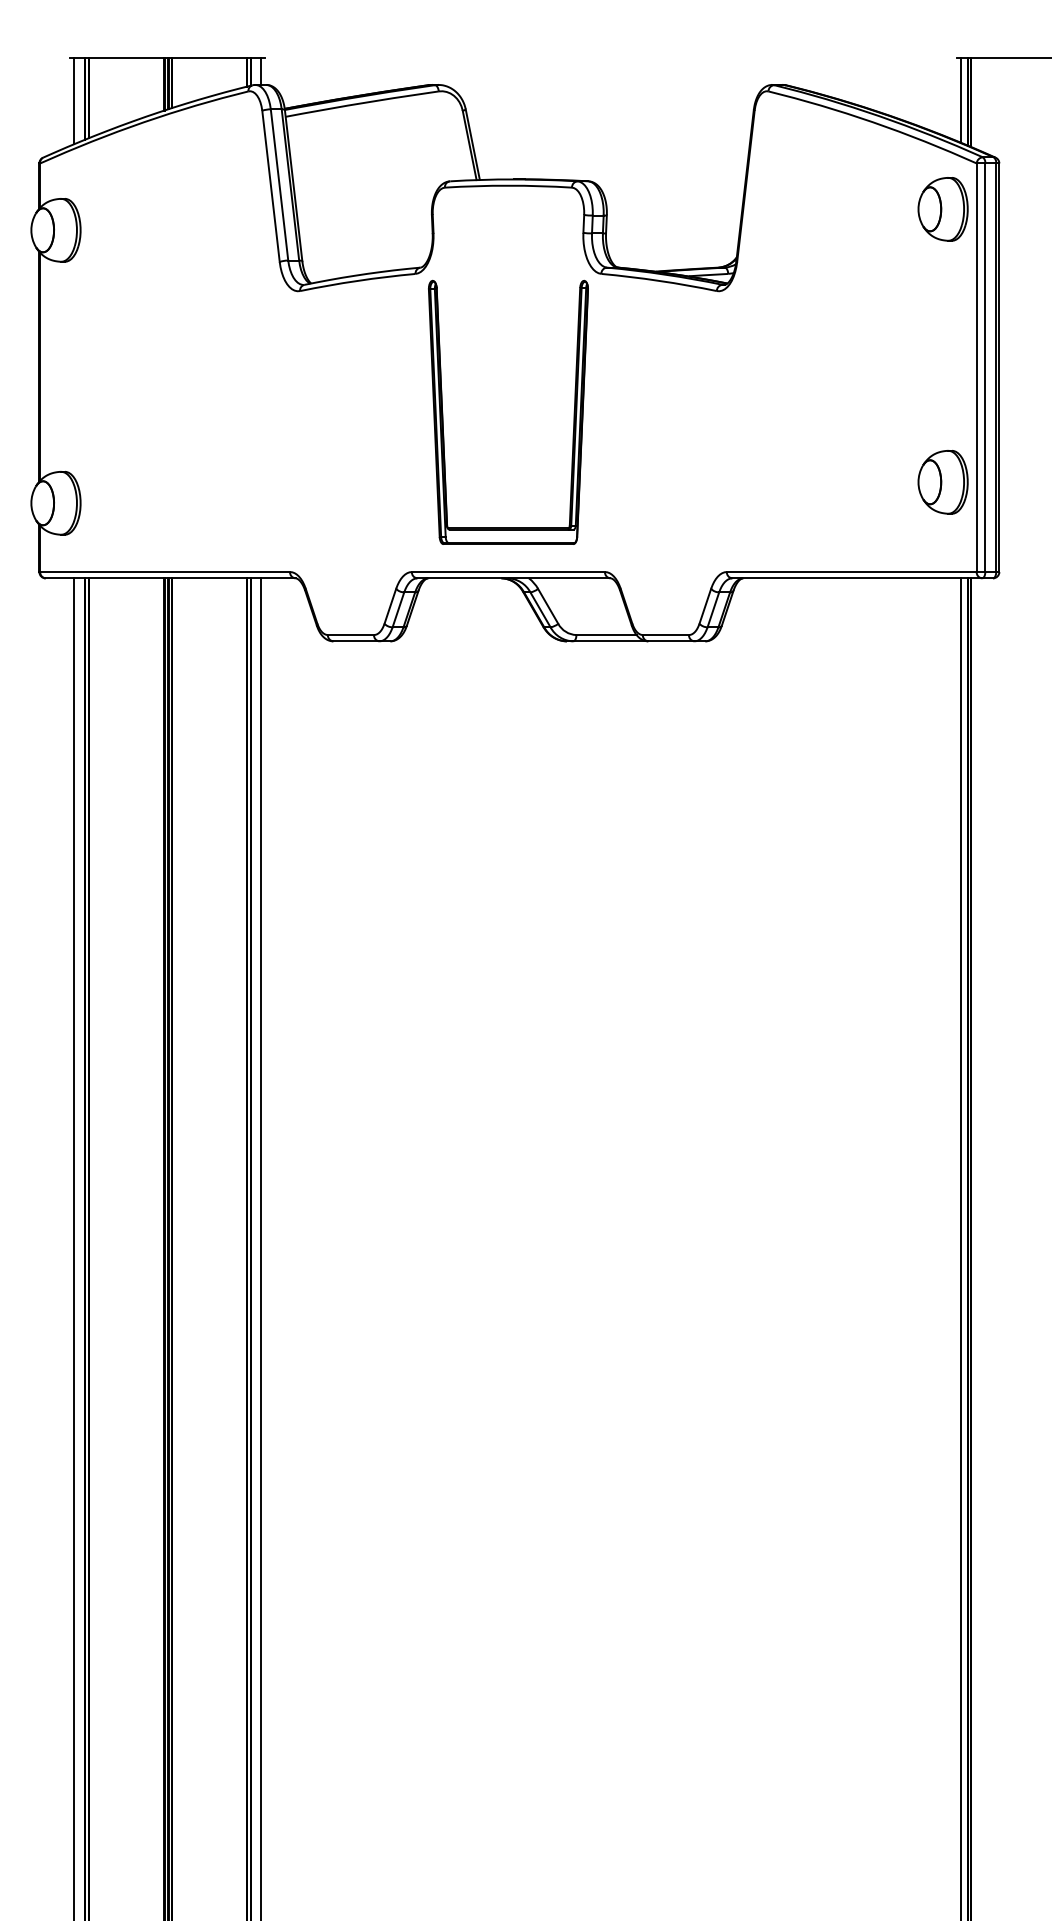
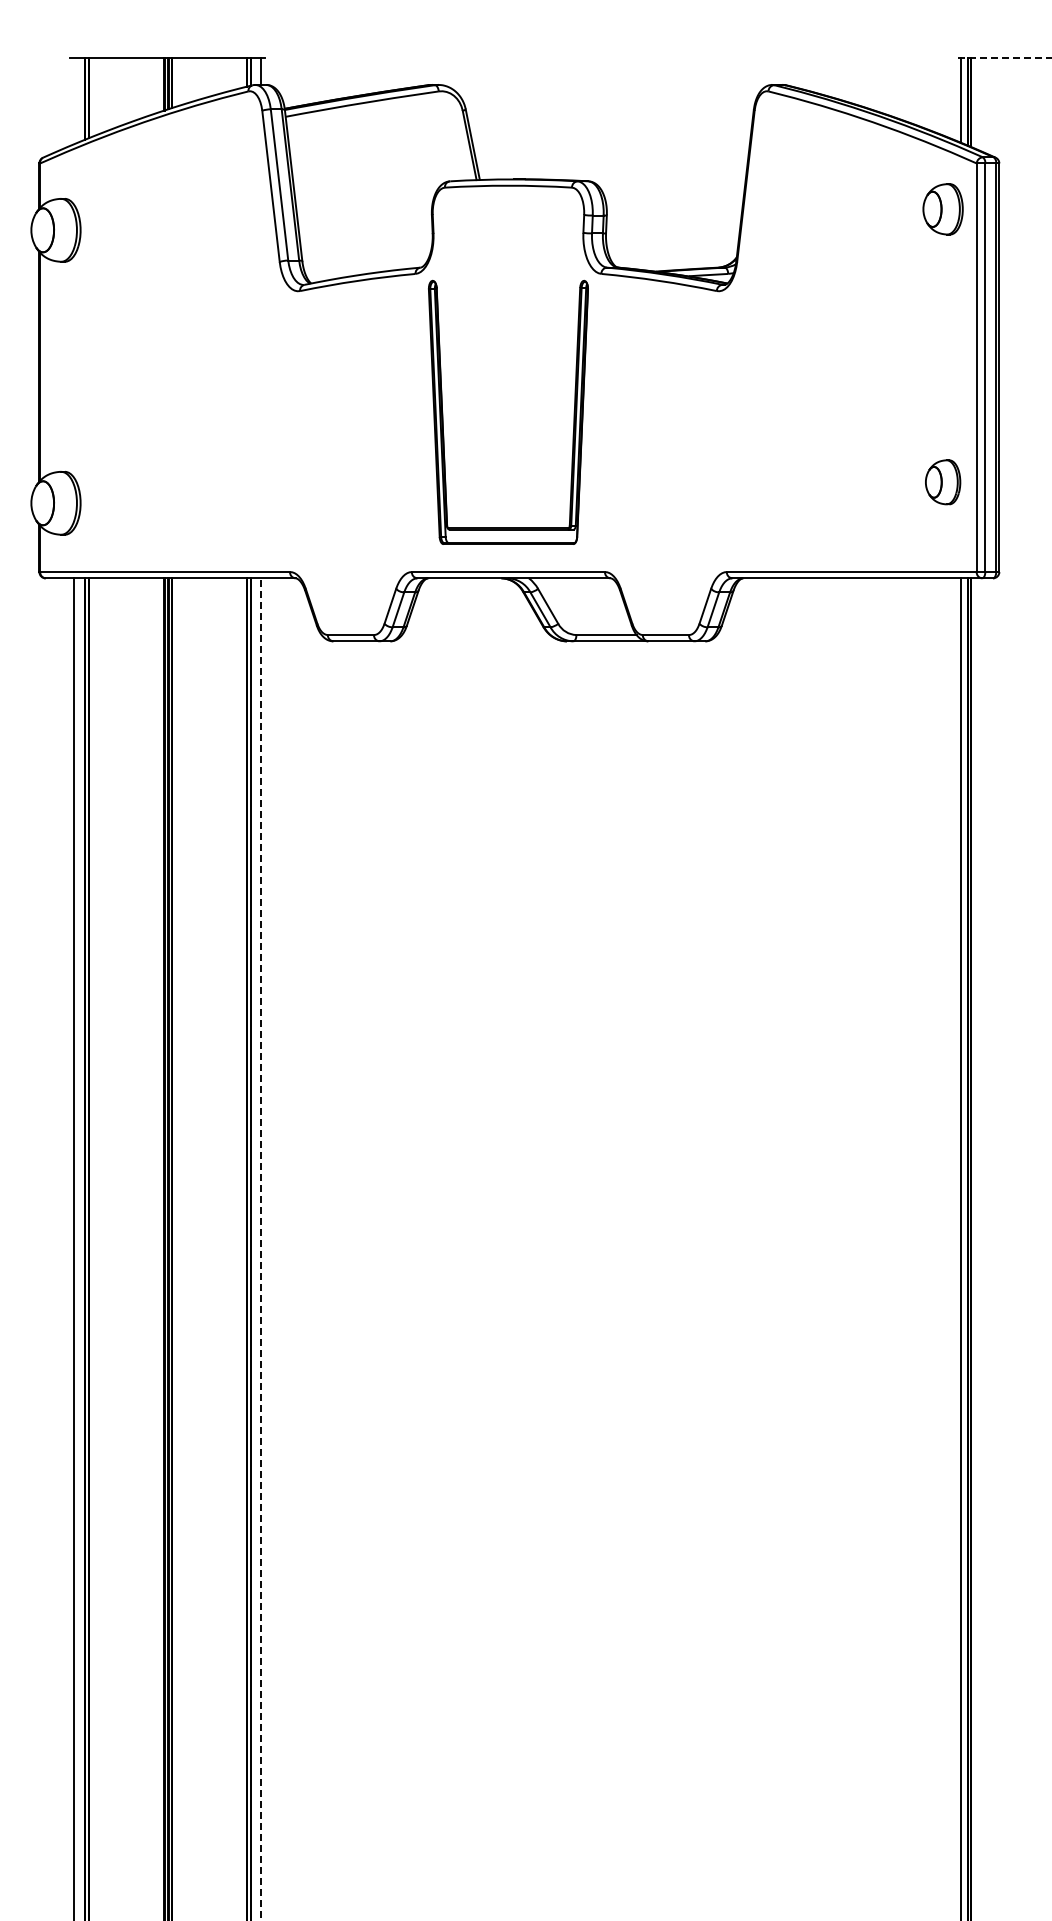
line: solid -> dashed (1003, 57)
line: present -> none (74, 100)
part size: 52x65 px -> 42x53 px (942, 209)
part size: 52x65 px -> 37x47 px (943, 482)
line: solid -> dashed (261, 1249)
